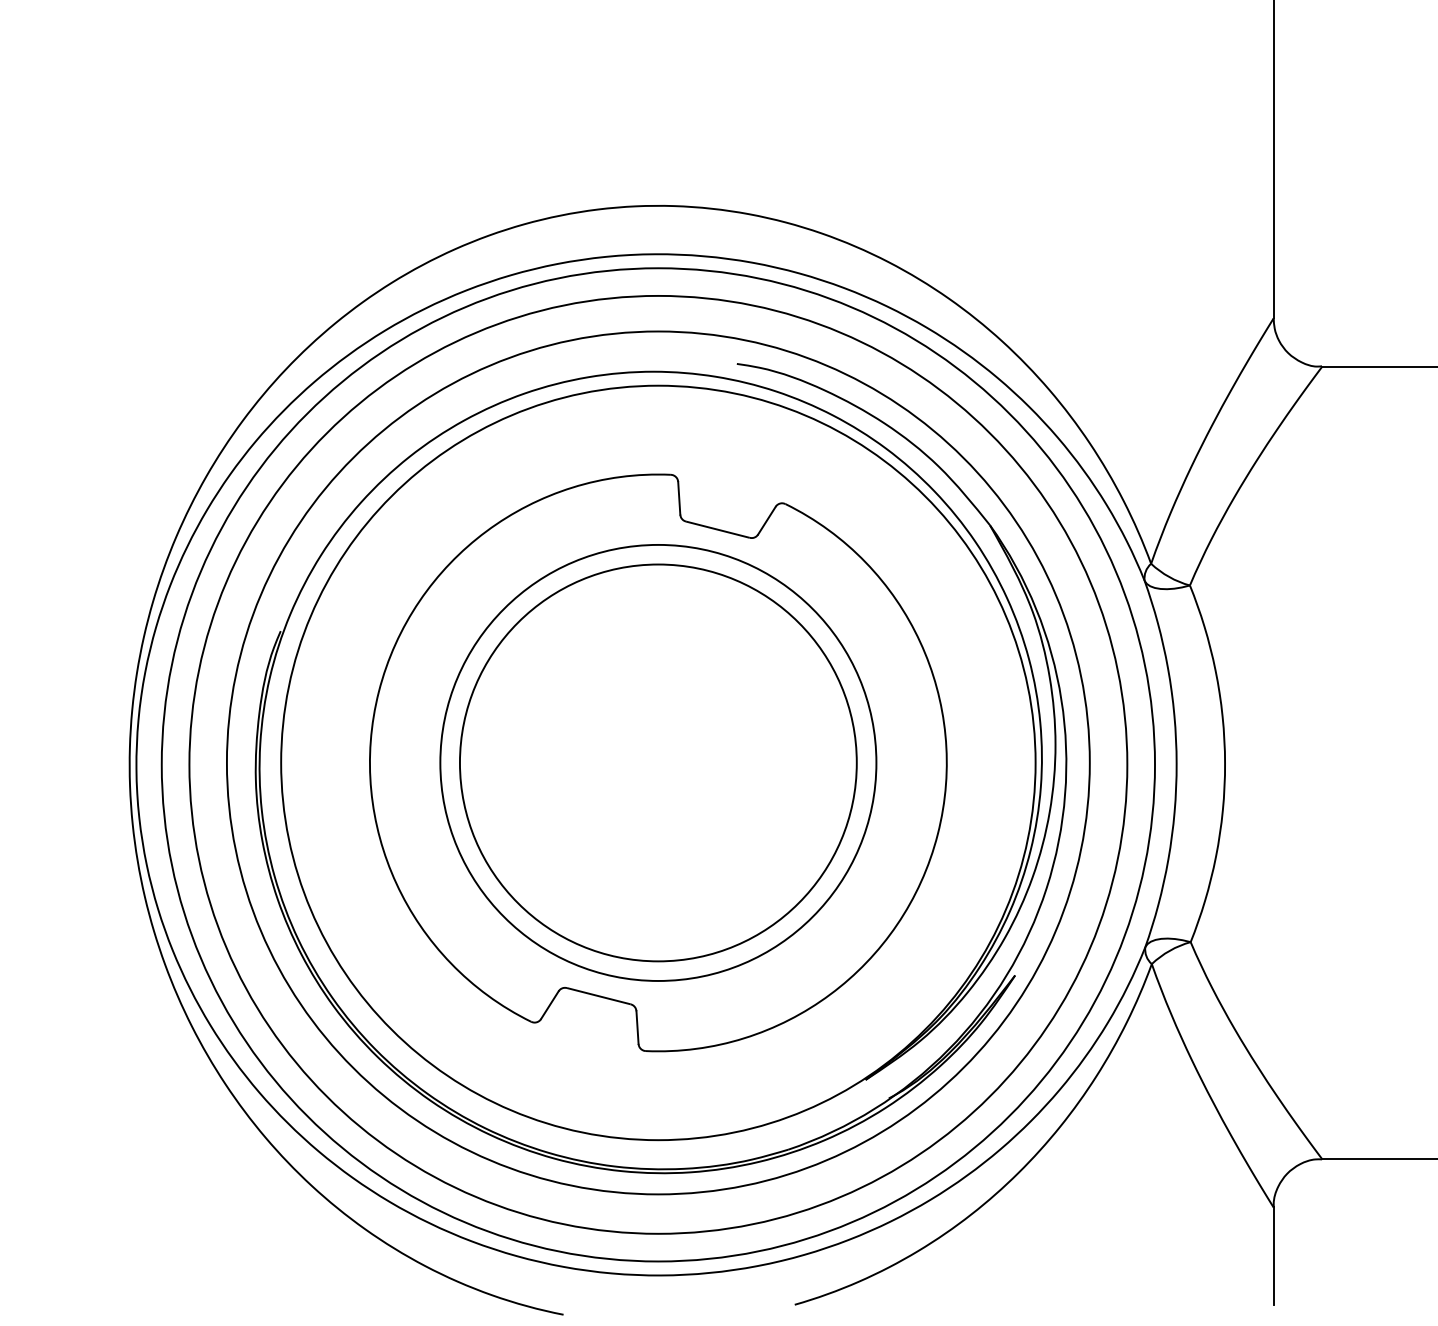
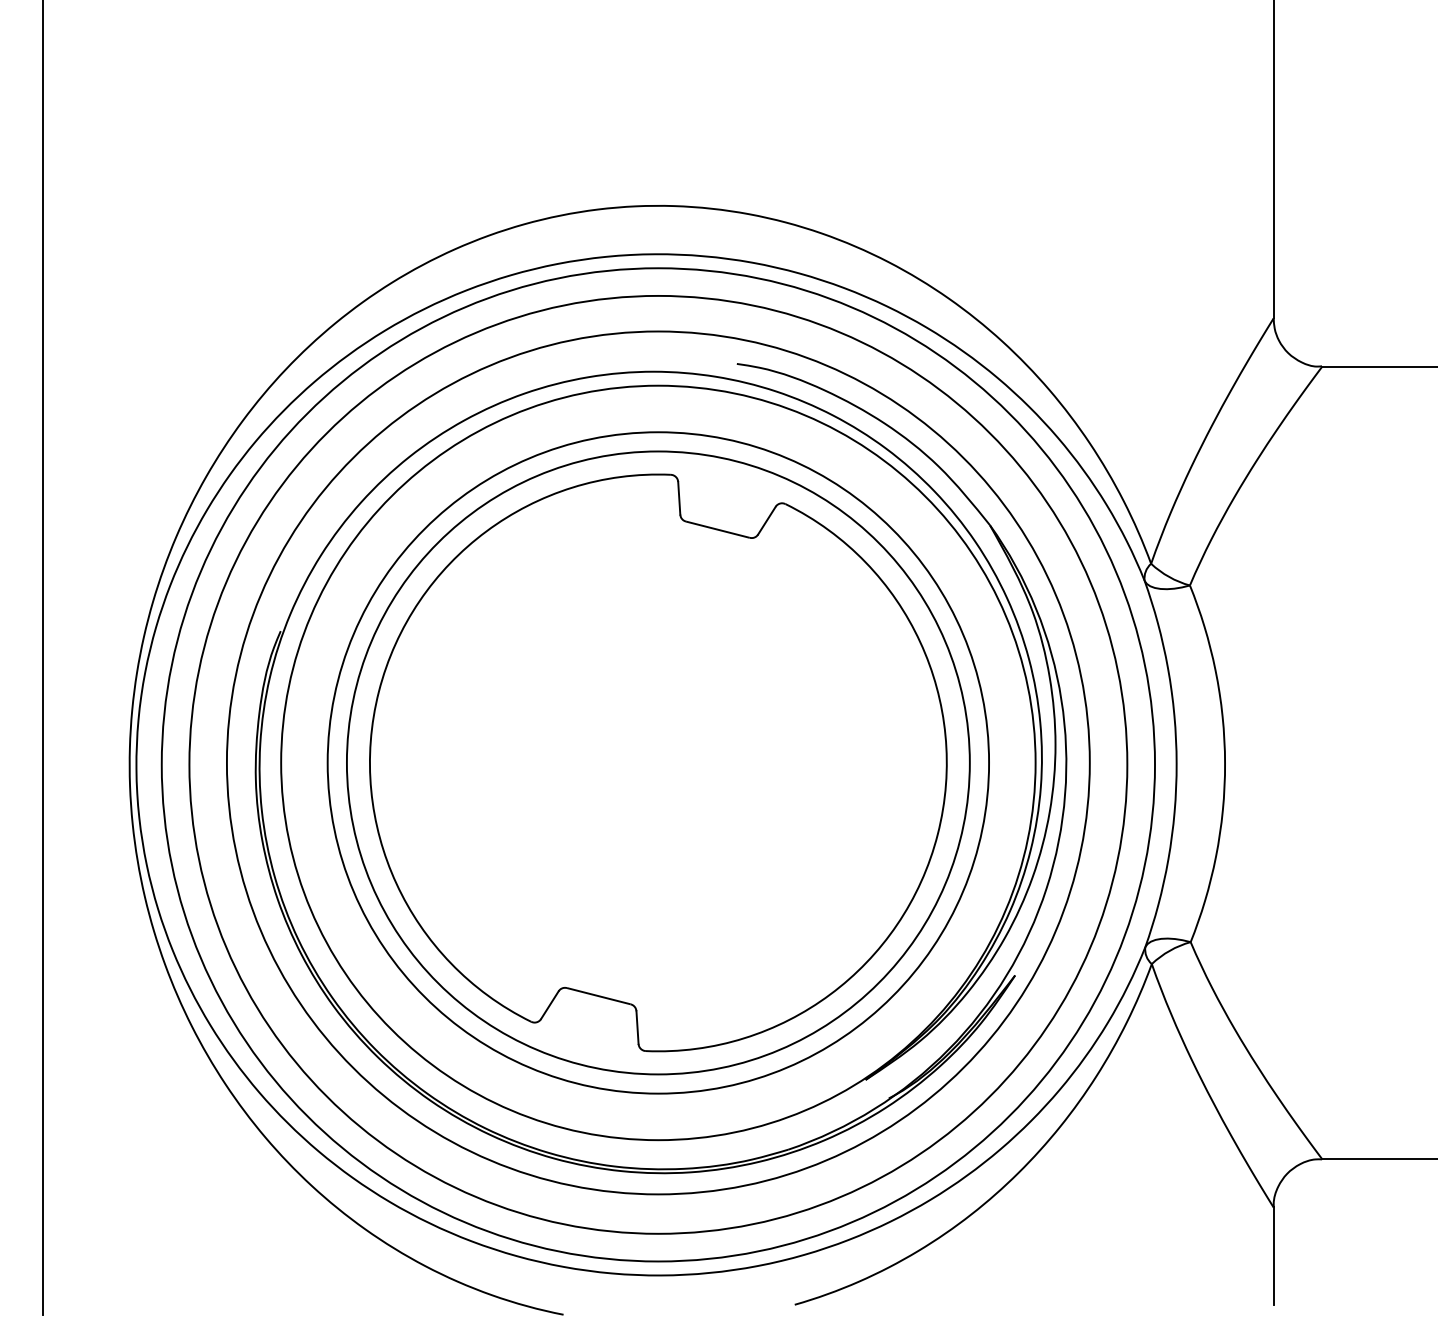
line: none -> present (43, 658)
circle diameter: 397 px -> 661 px (658, 762)
circle diameter: 436 px -> 623 px (657, 762)
